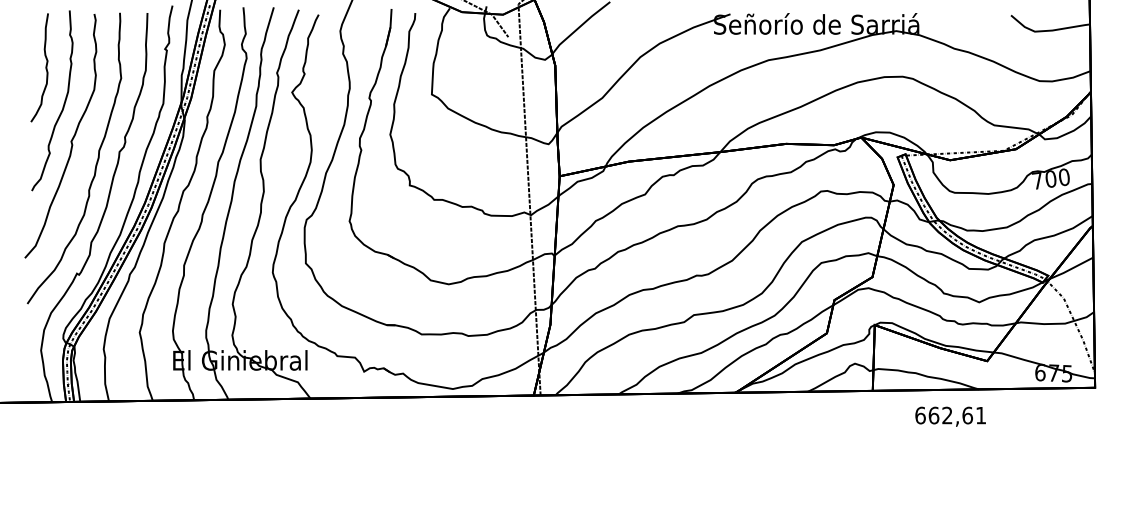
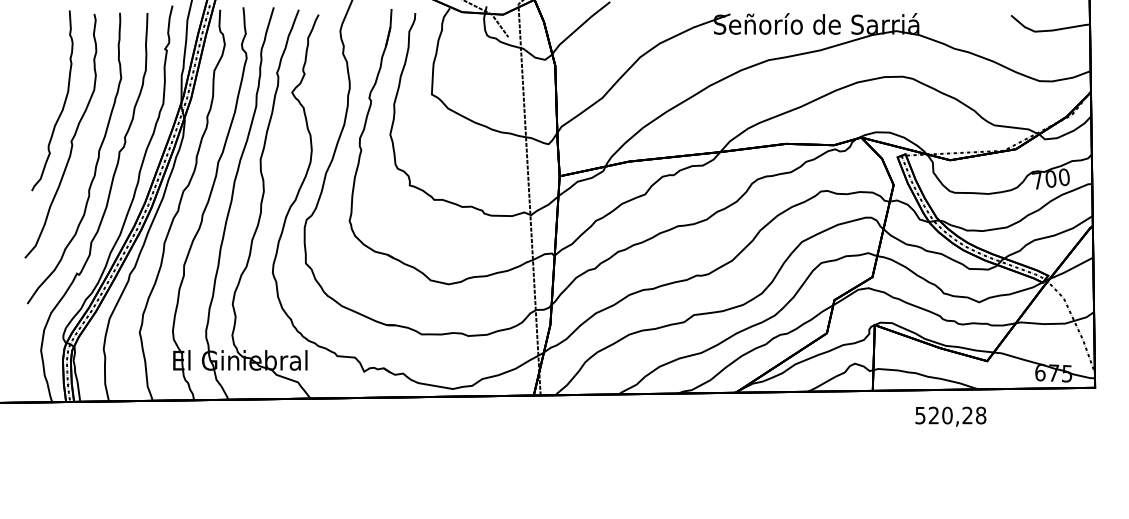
curve: present -> none (45, 67)
text: 662,61 -> 520,28 (950, 415)
